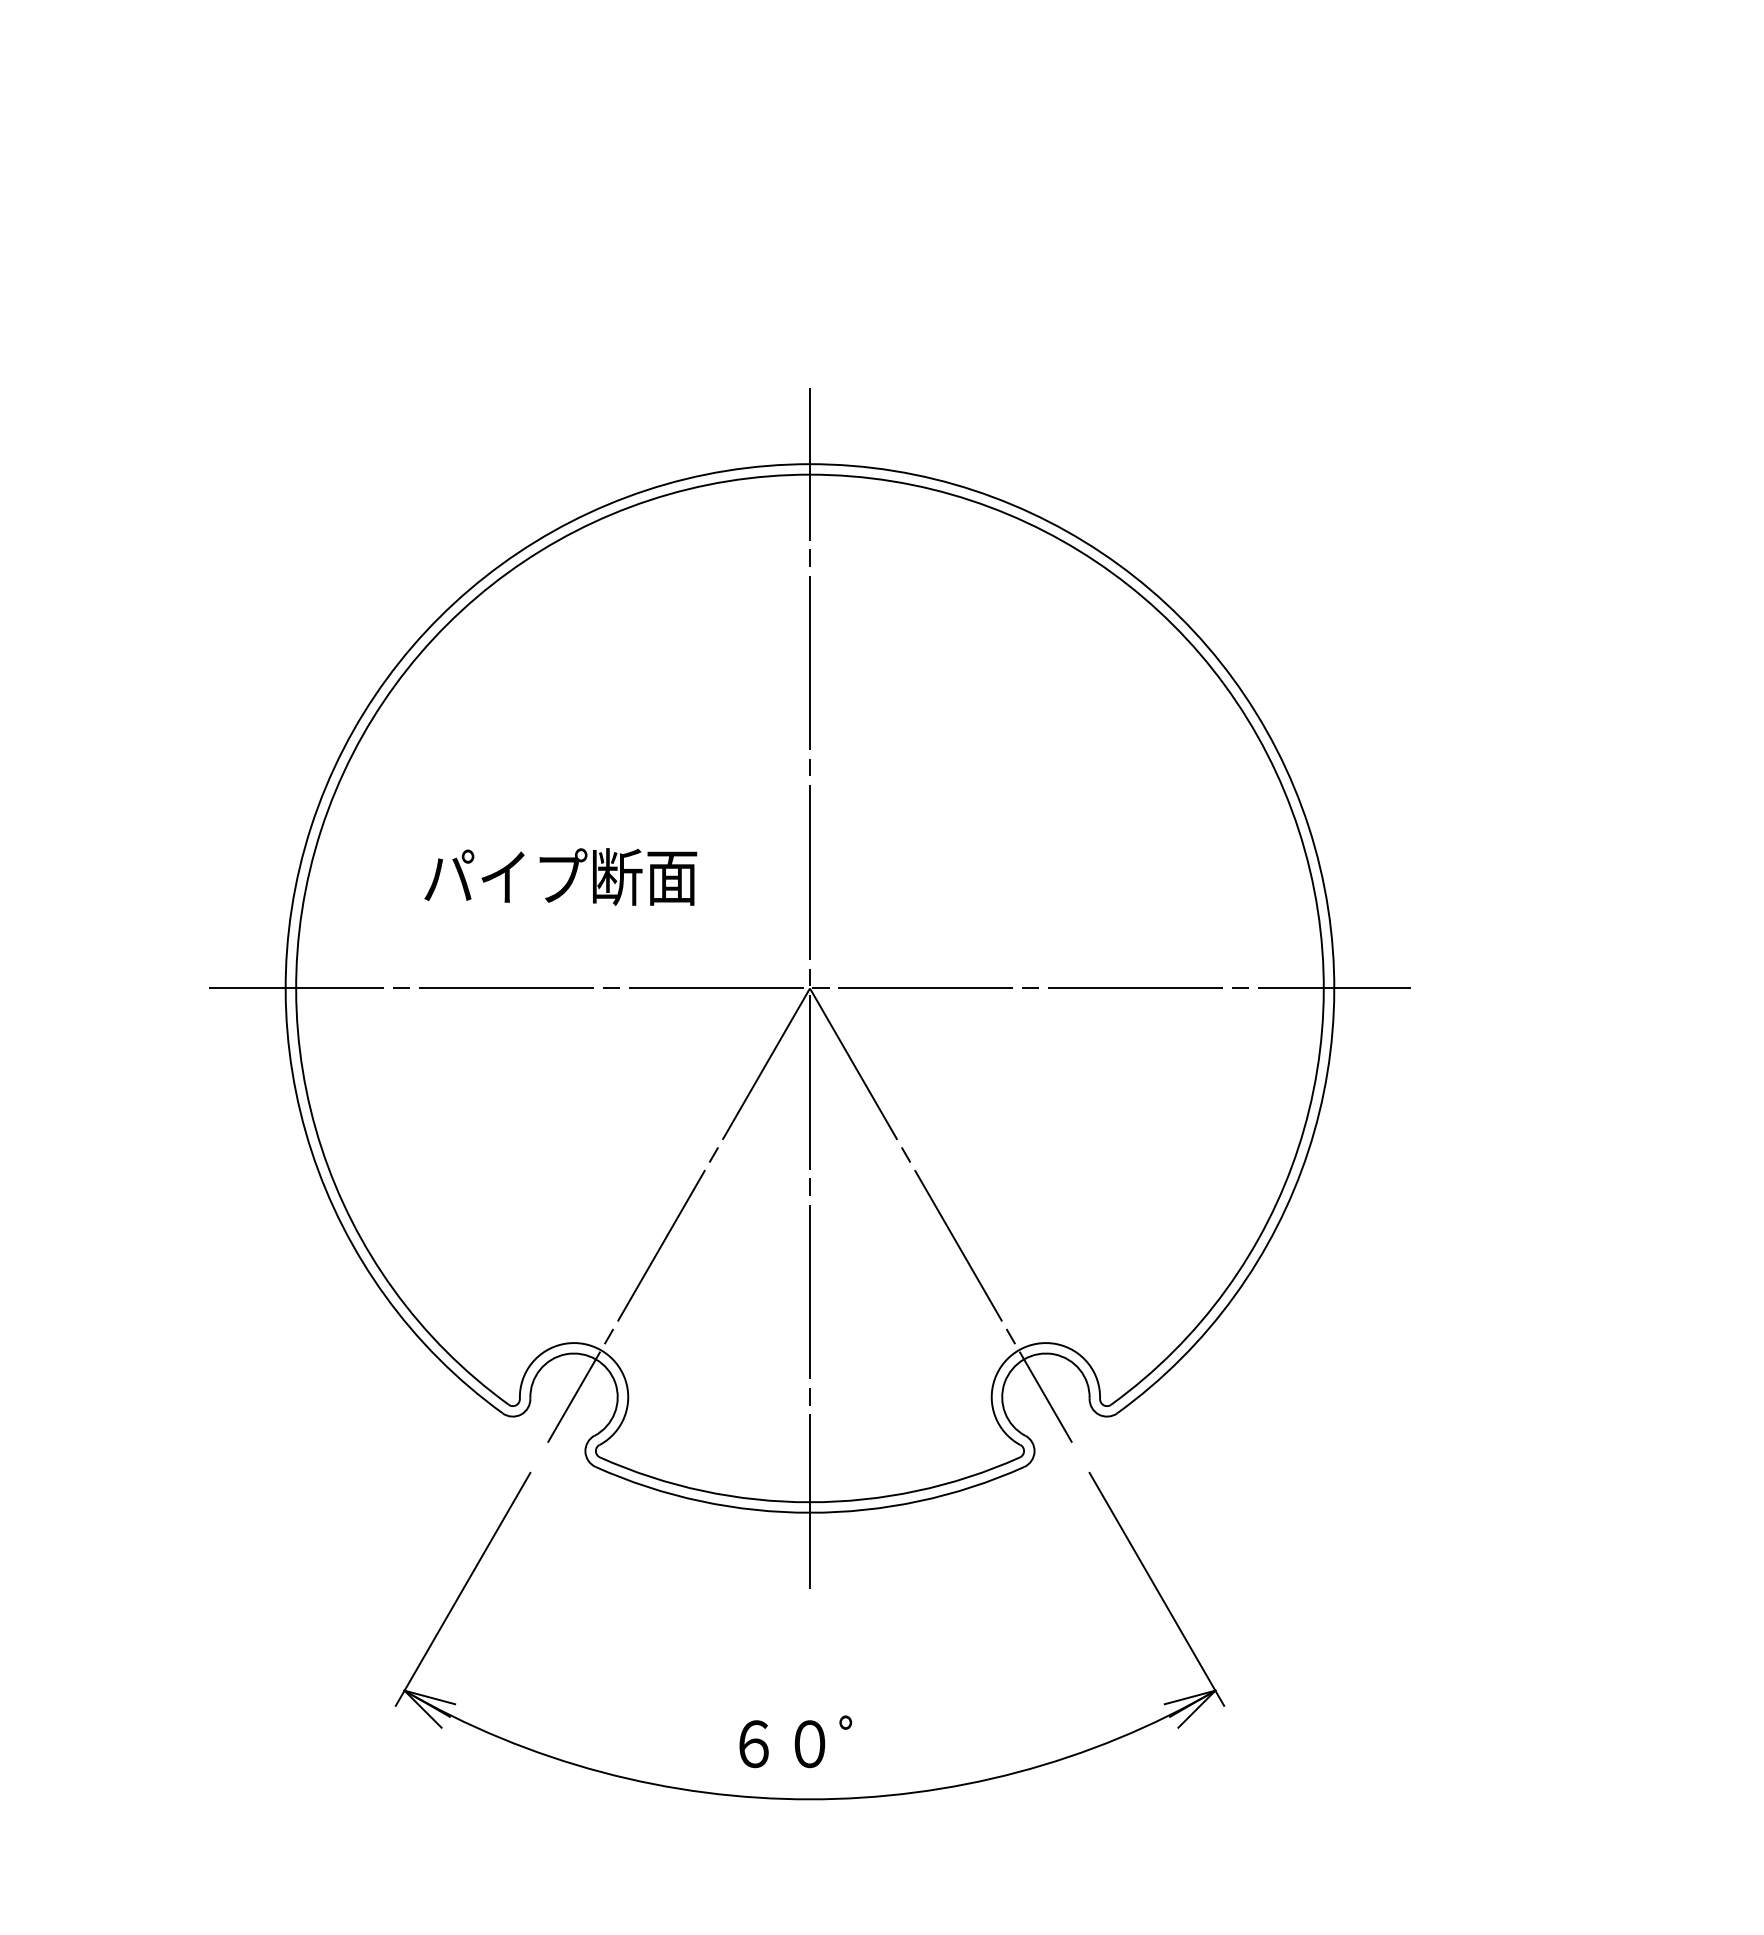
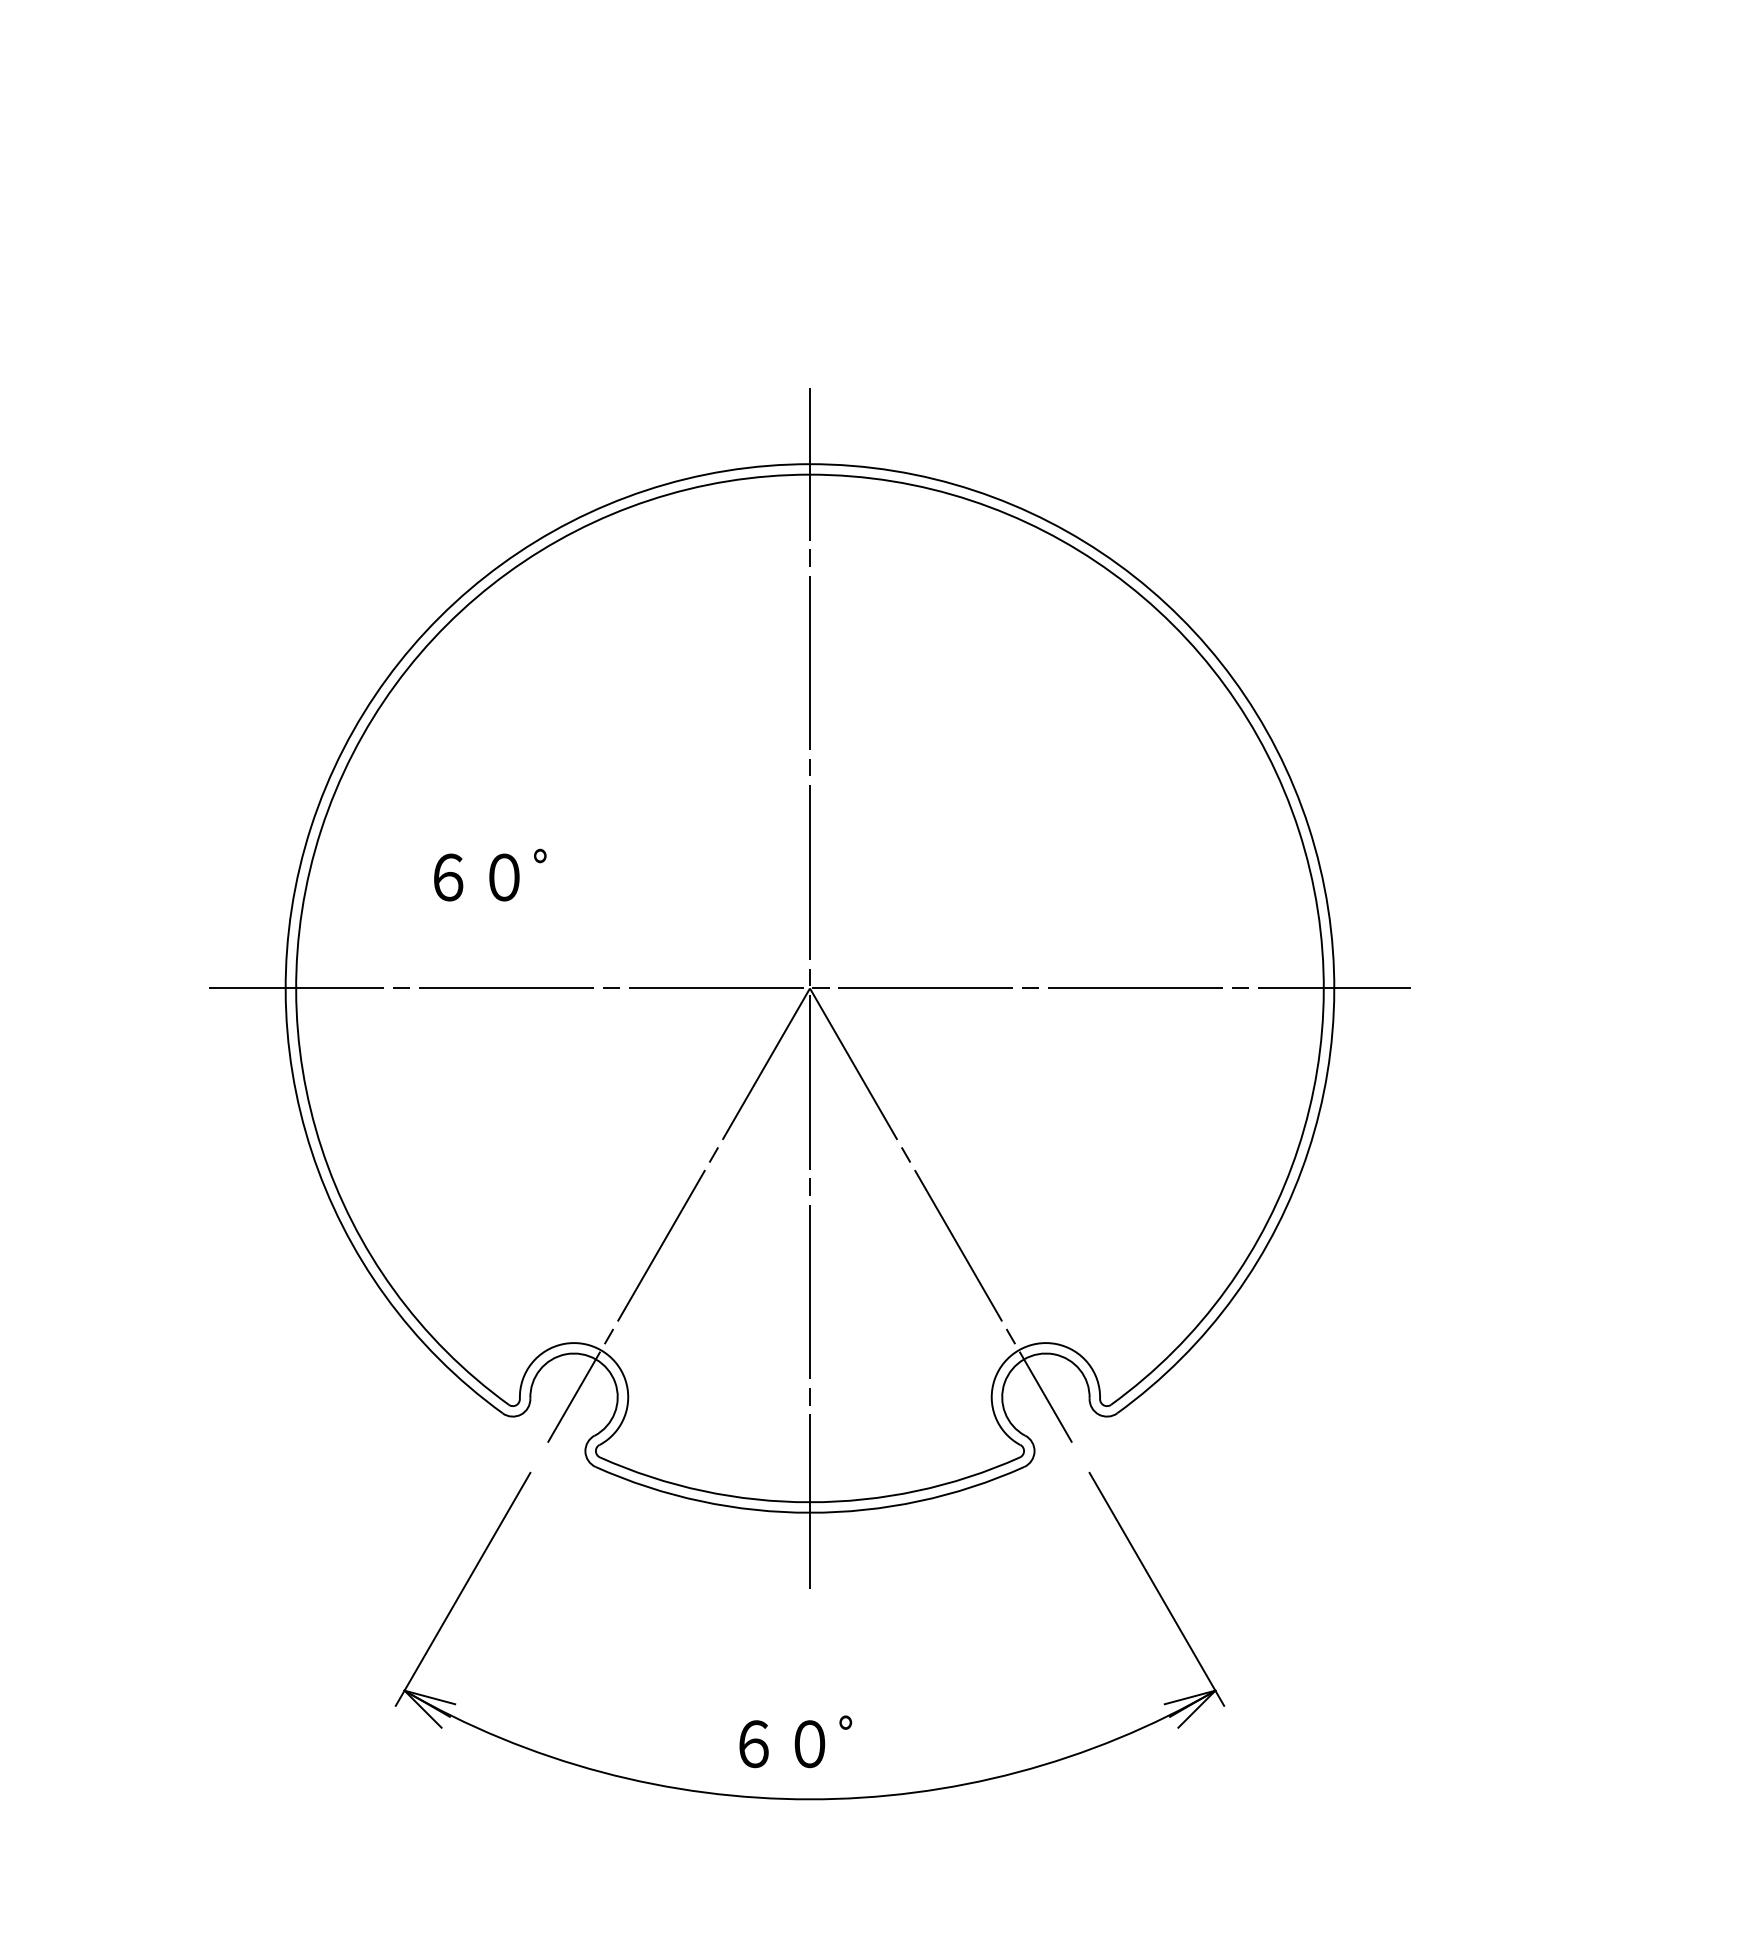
text: パイプ断面 -> ６０゜ (560, 877)
